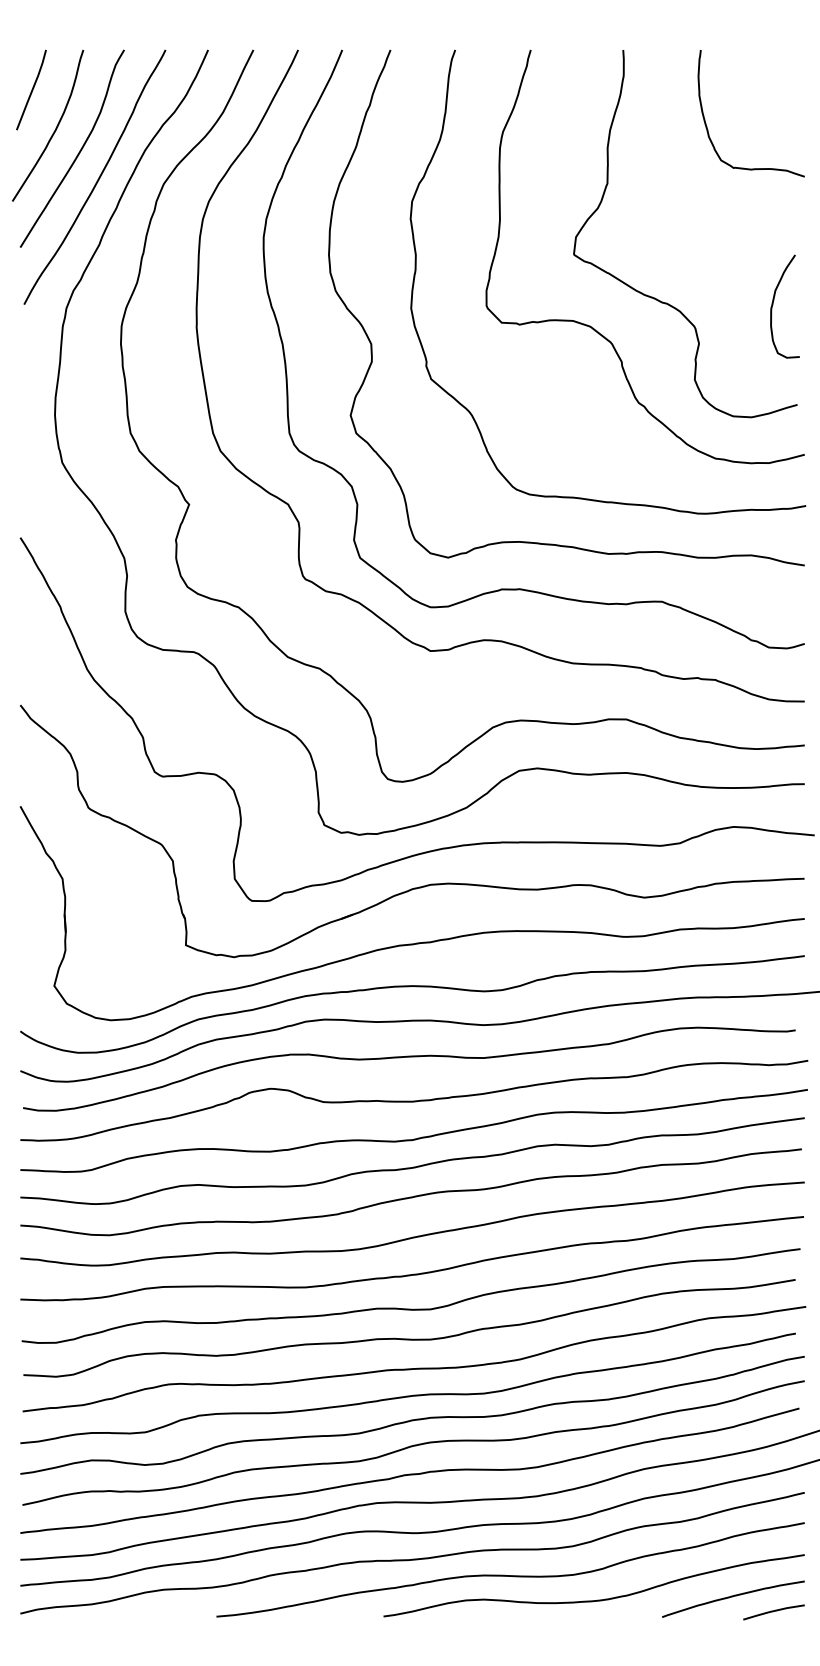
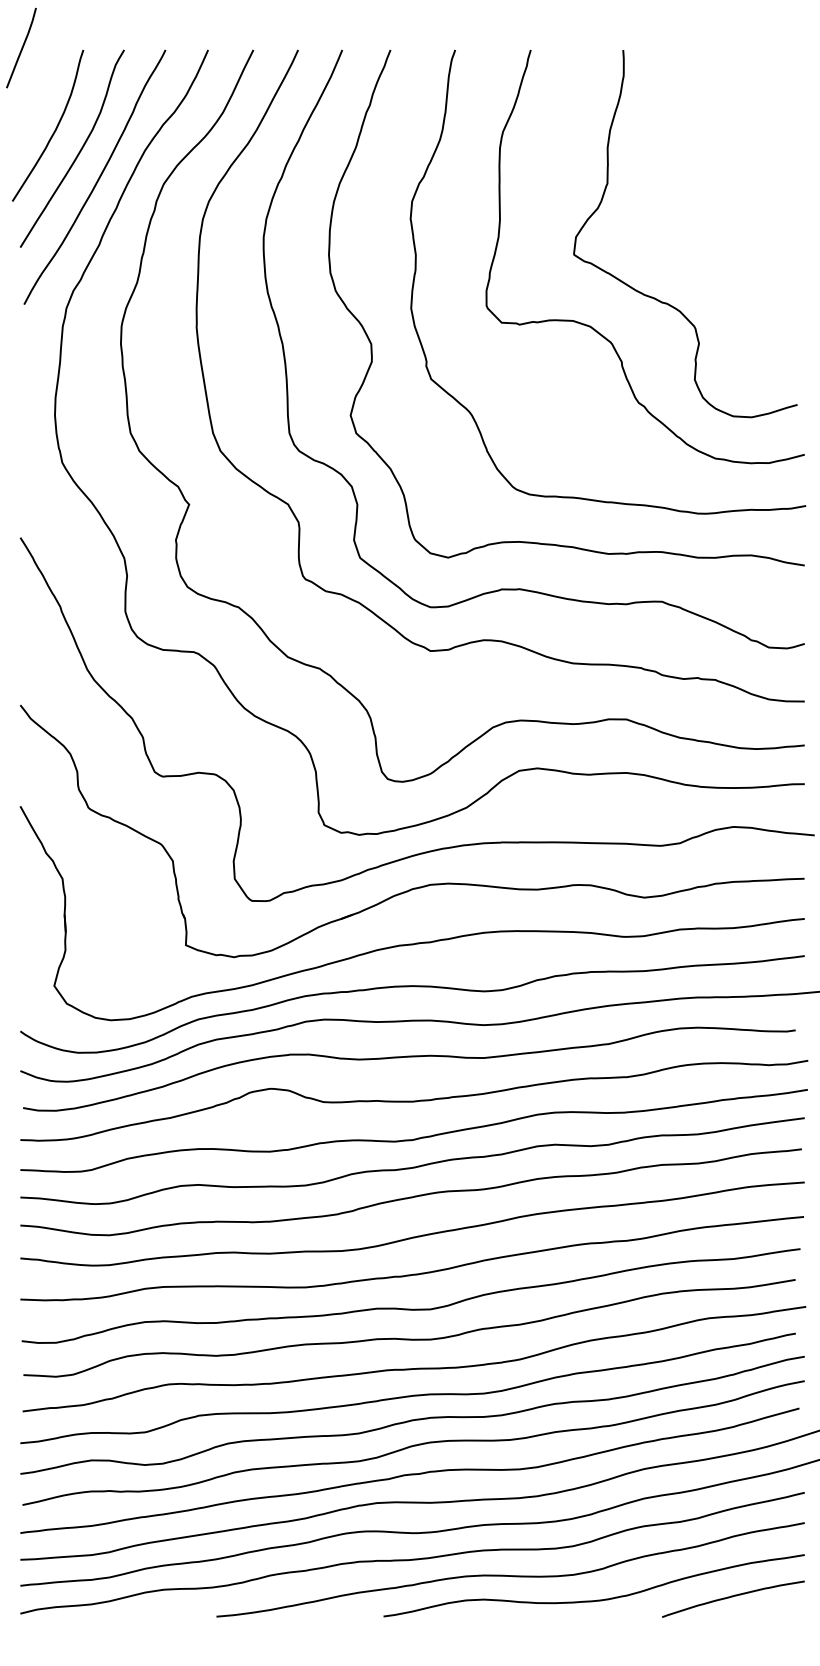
curve position: (31, 89) -> (21, 47) (21, 47)
curve: present -> none (707, 126)
curve: present -> none (773, 305)
line: present -> none (773, 1612)
